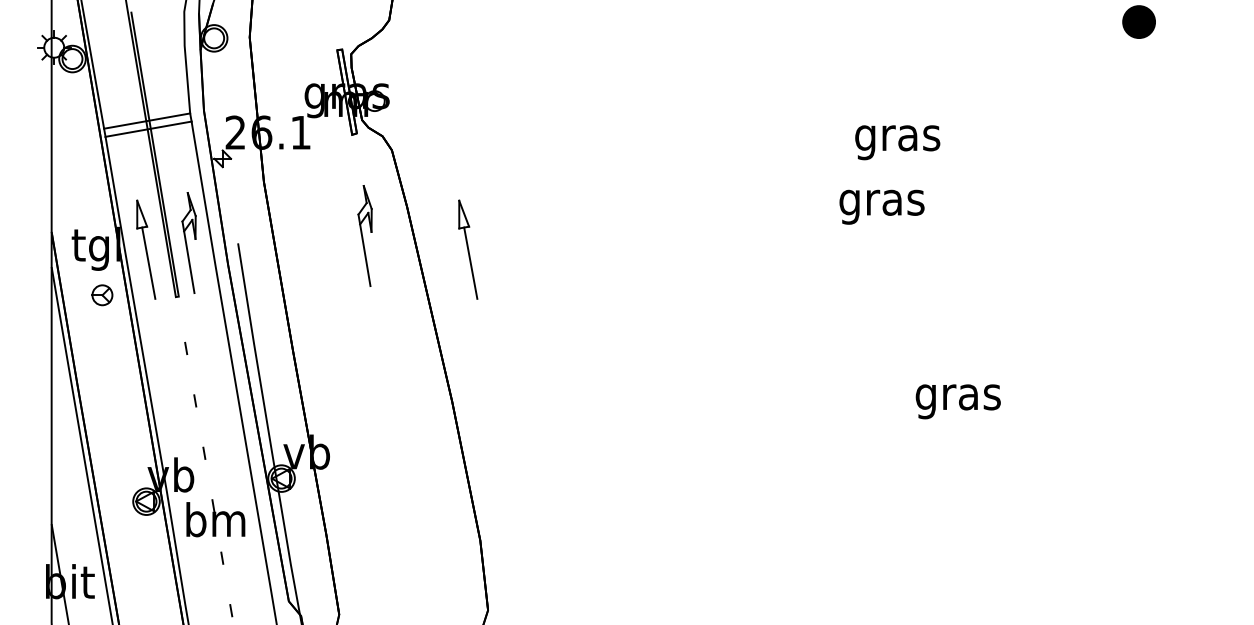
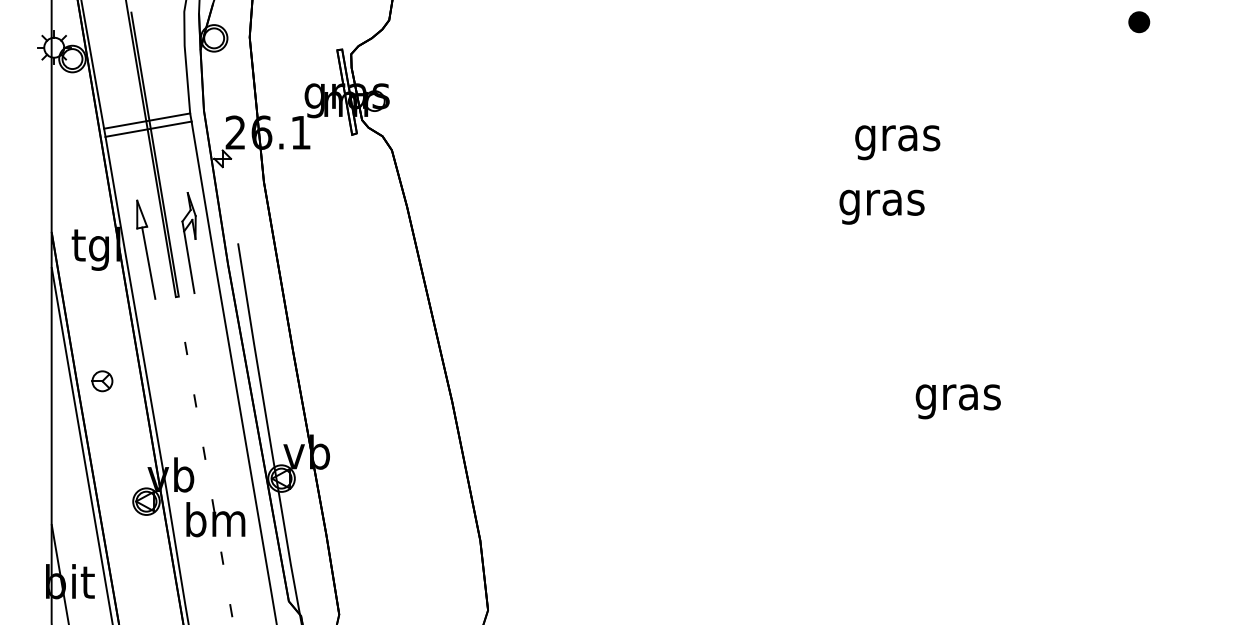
part size: 34x34 px -> 23x23 px (1139, 22)
part: present -> none (364, 235)
part: present -> none (468, 249)
part position: (102, 295) -> (102, 381) (102, 381)
